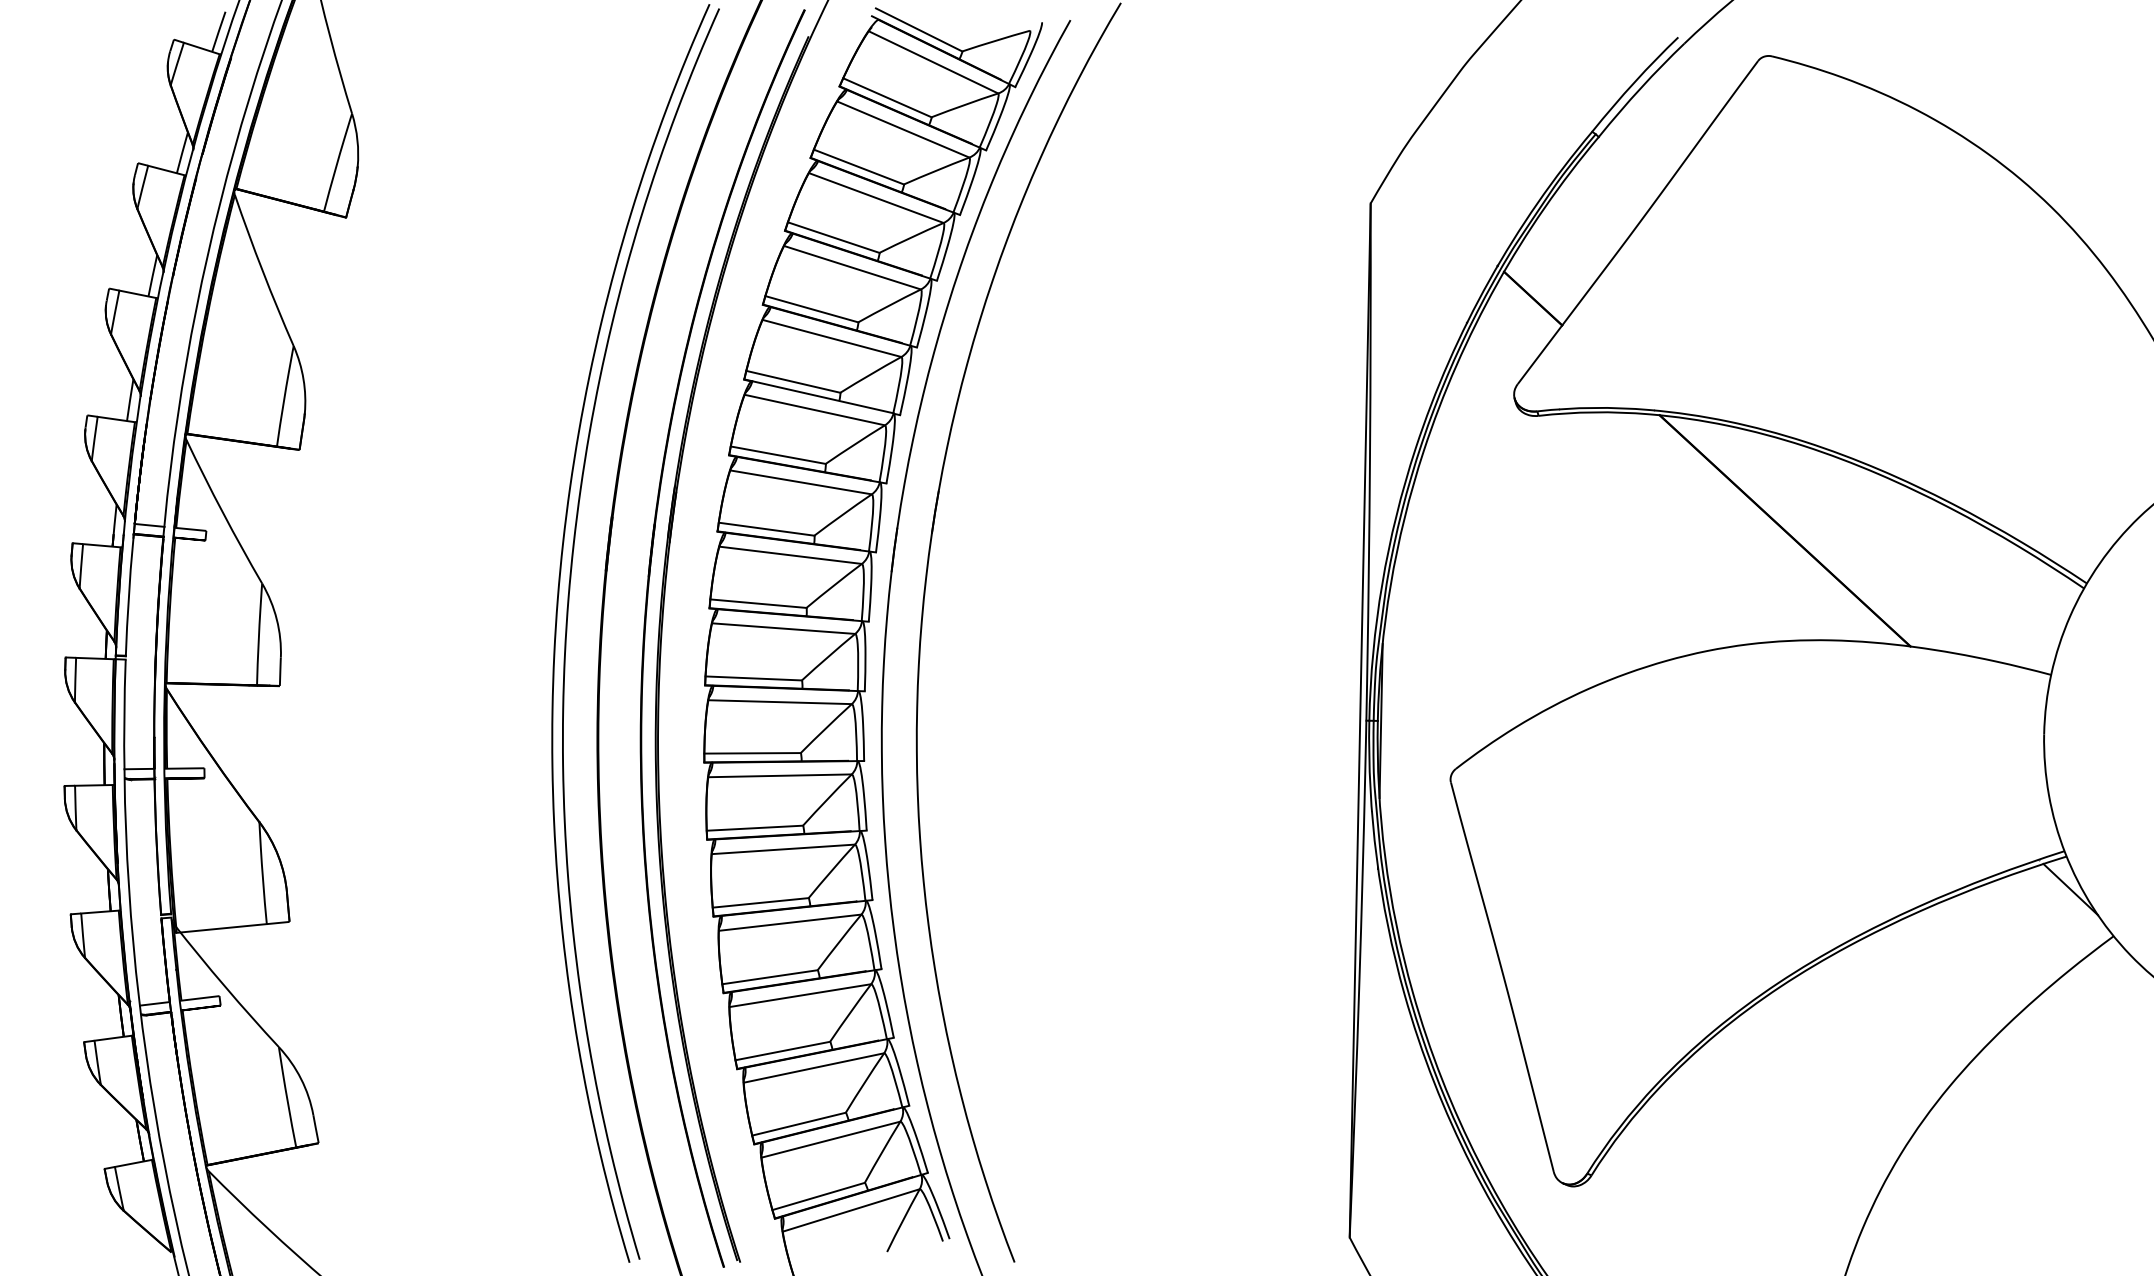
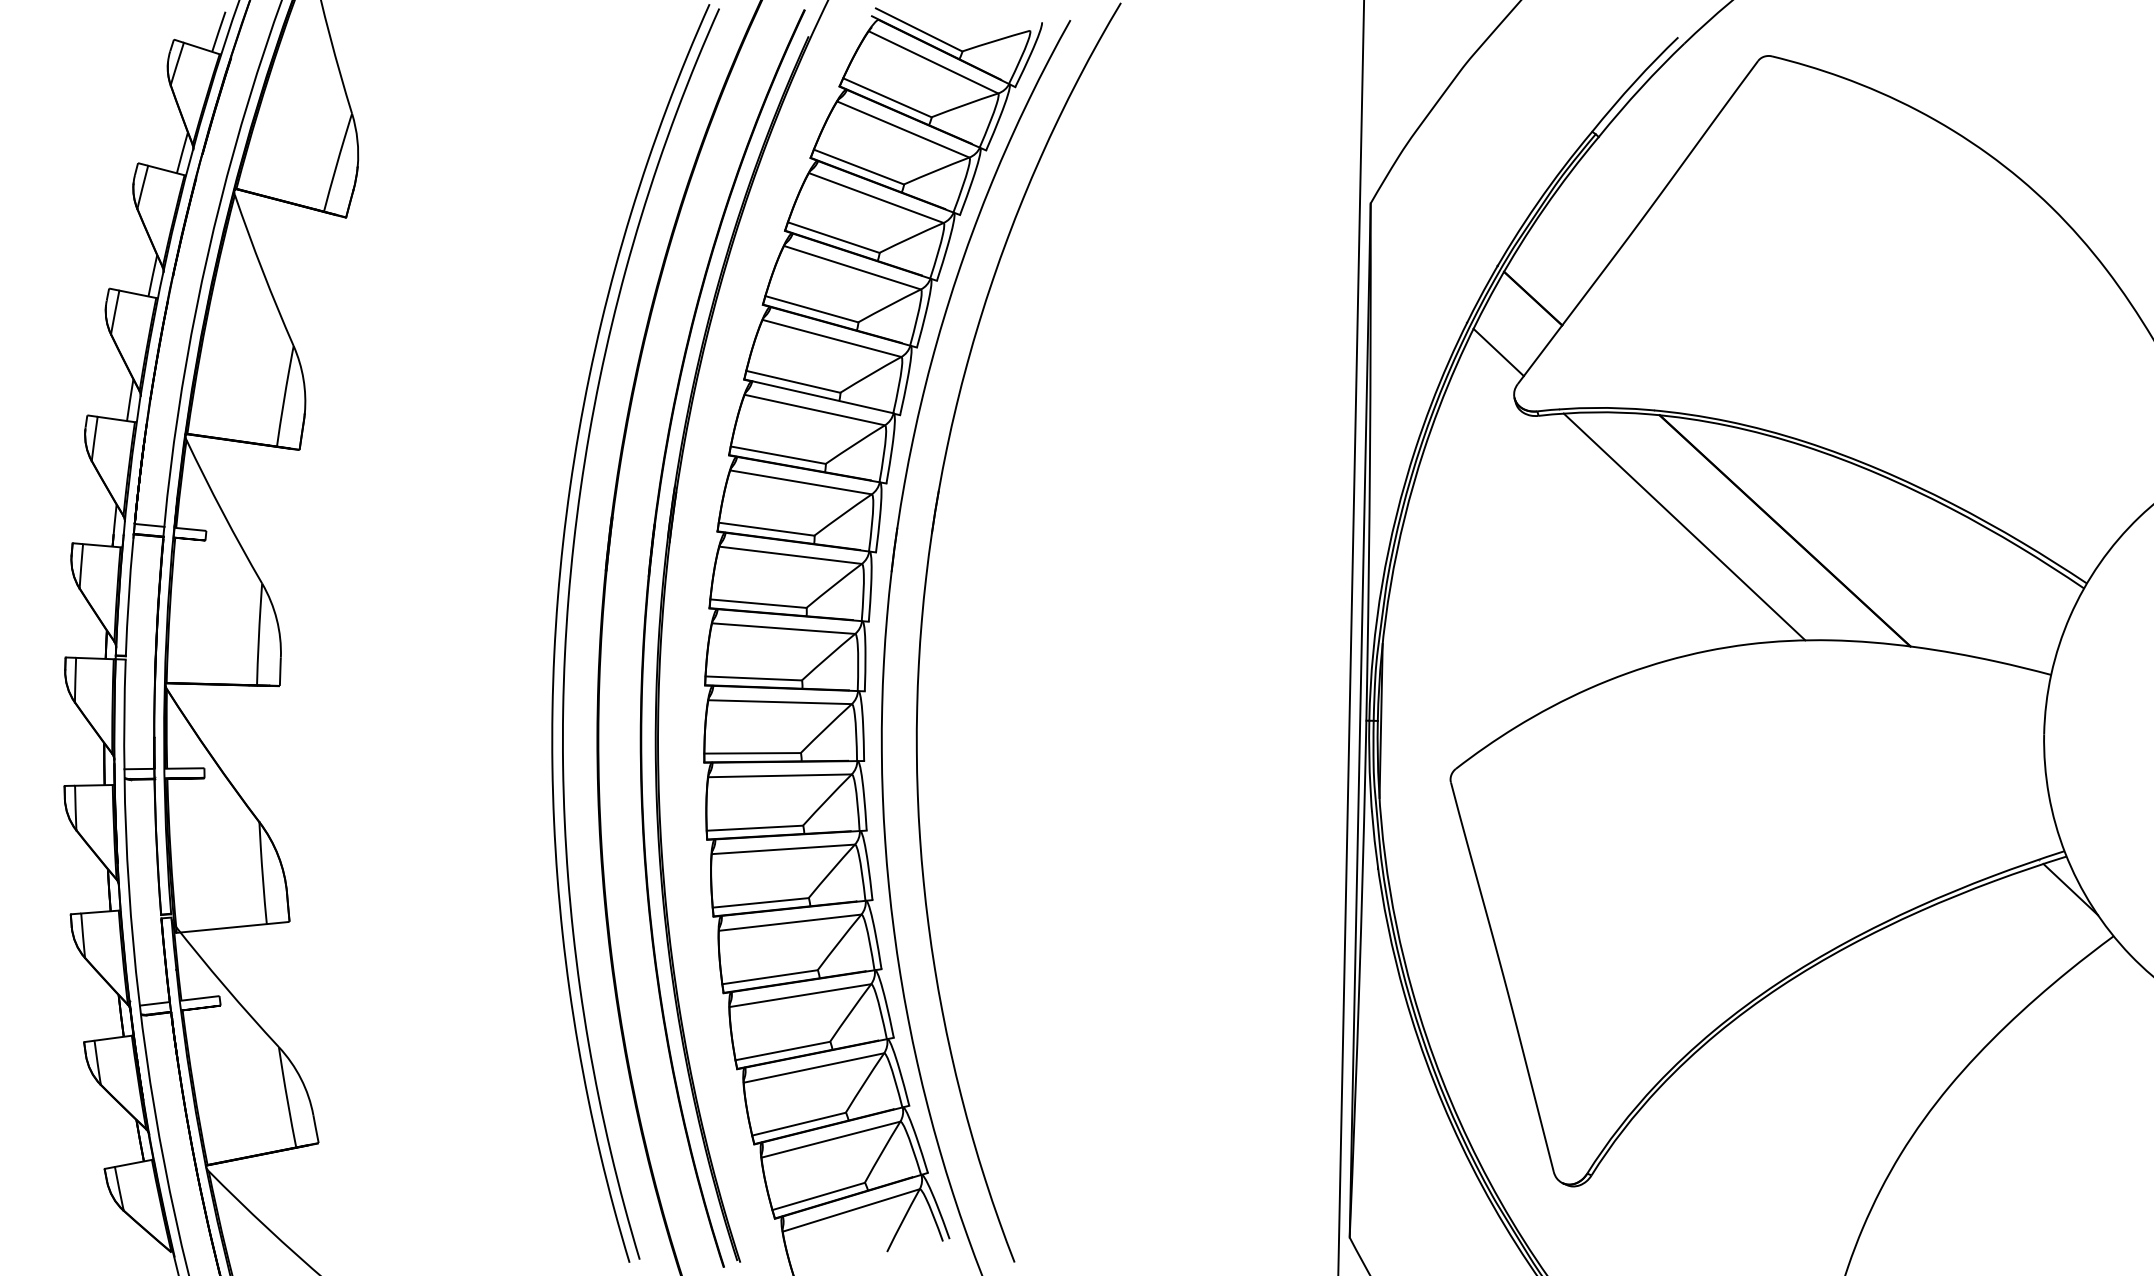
line: none -> present (1498, 352)
line: none -> present (1684, 526)
line: none -> present (1351, 637)
